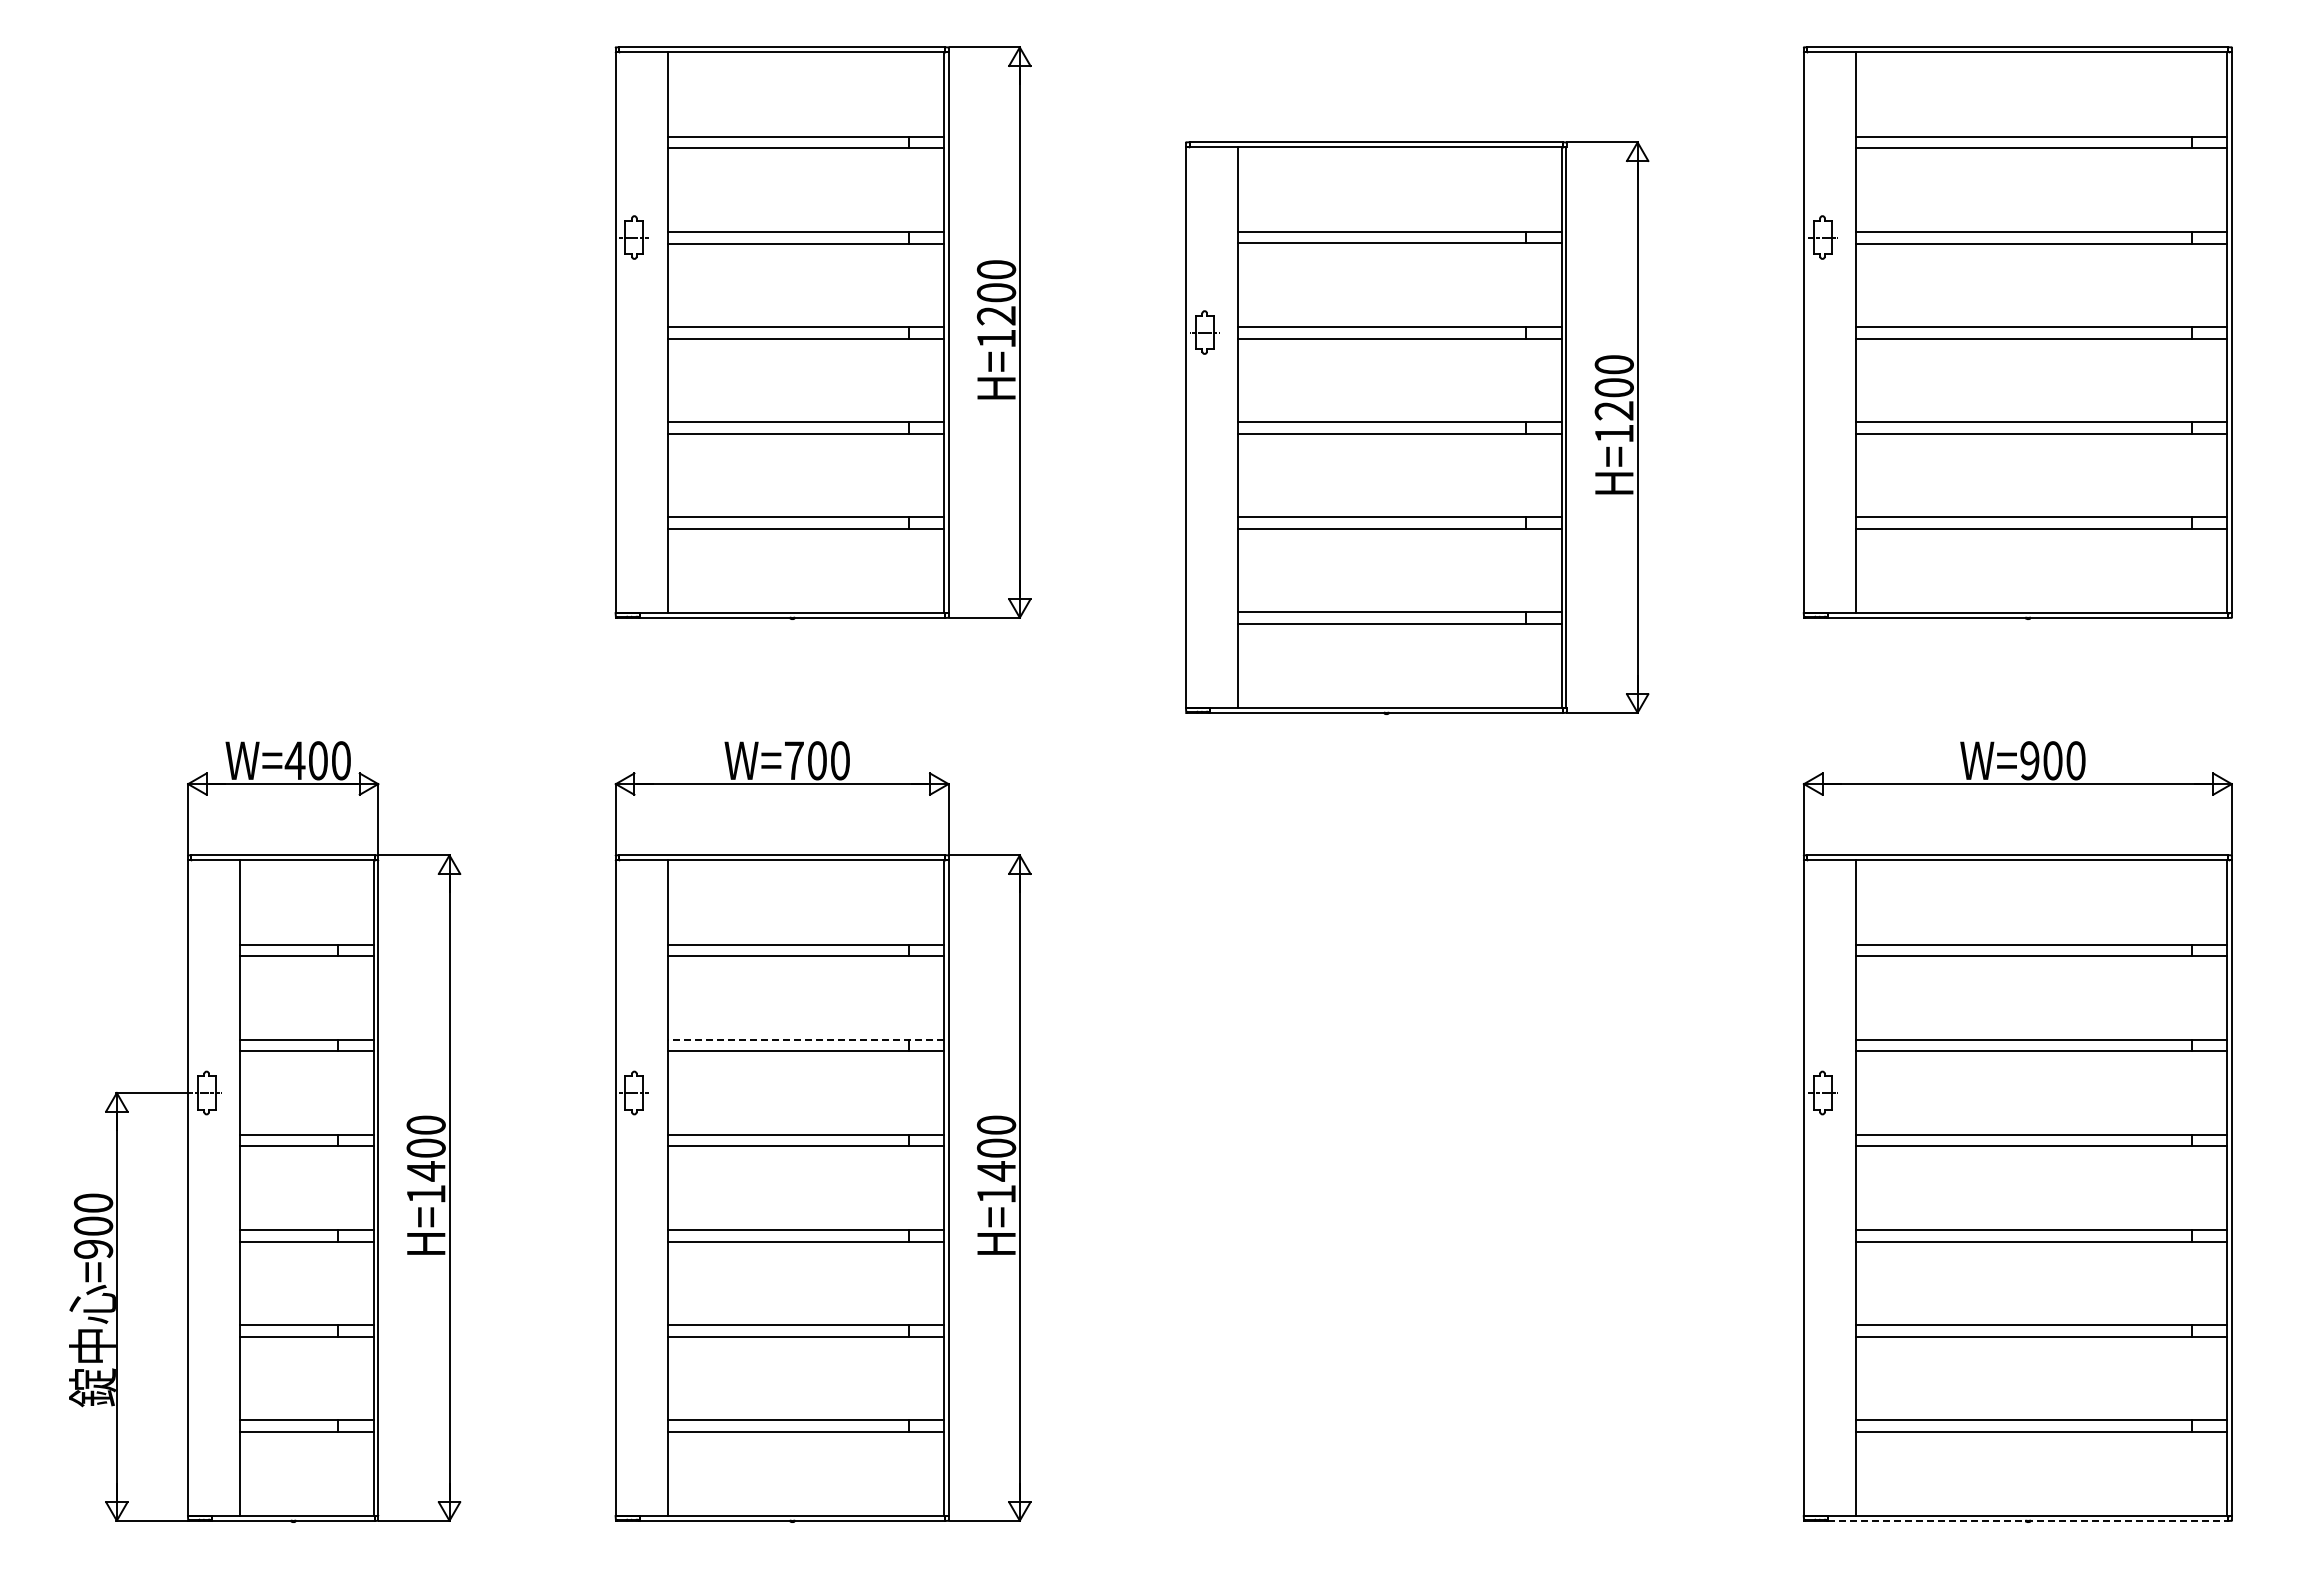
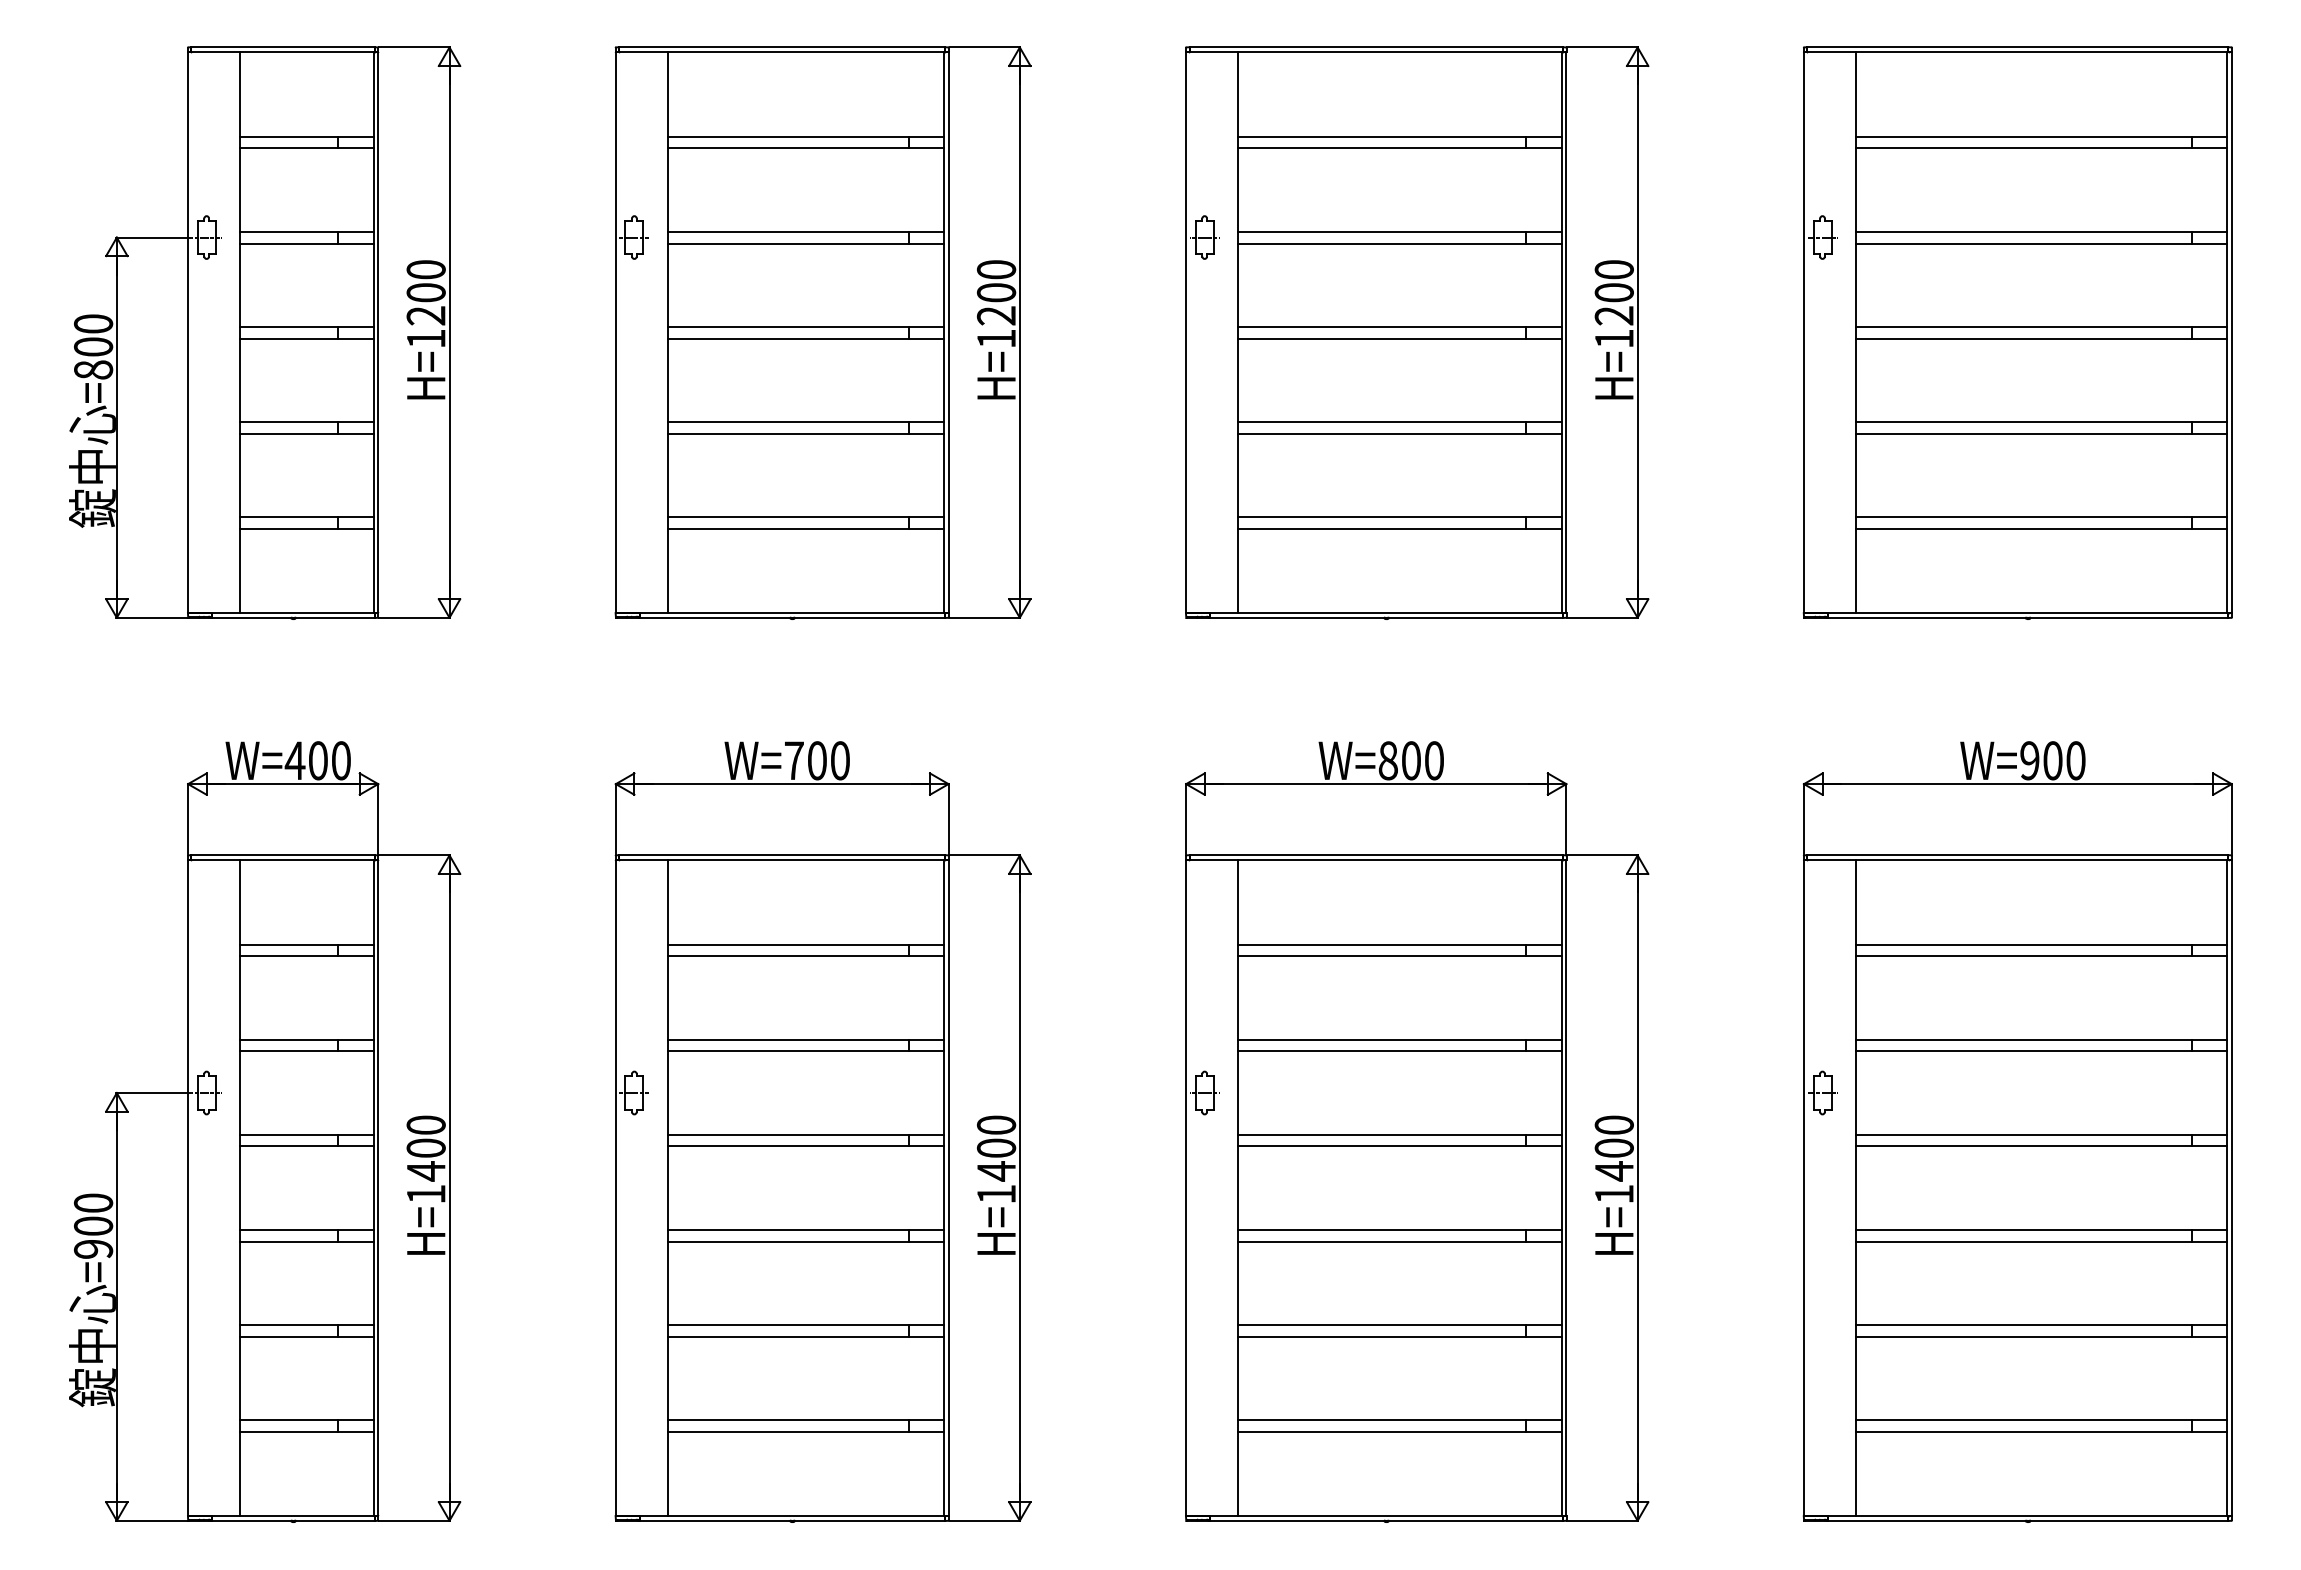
part: none -> present (265, 332)
part position: (1417, 427) -> (1417, 332) (1417, 332)
line: dashed -> solid (805, 1039)
part: none -> present (1417, 1131)
line: dashed -> solid (2028, 1520)
